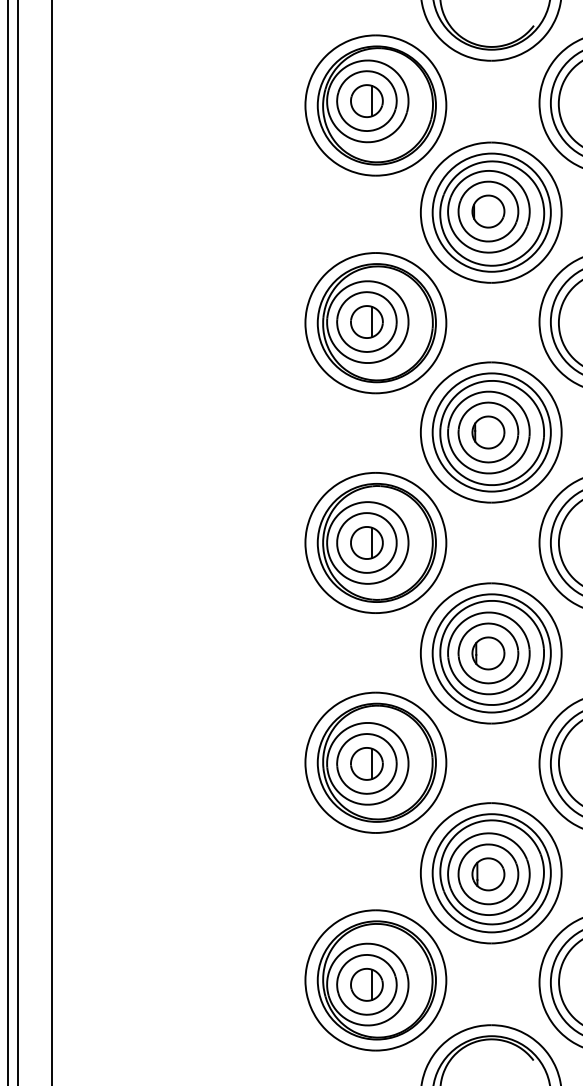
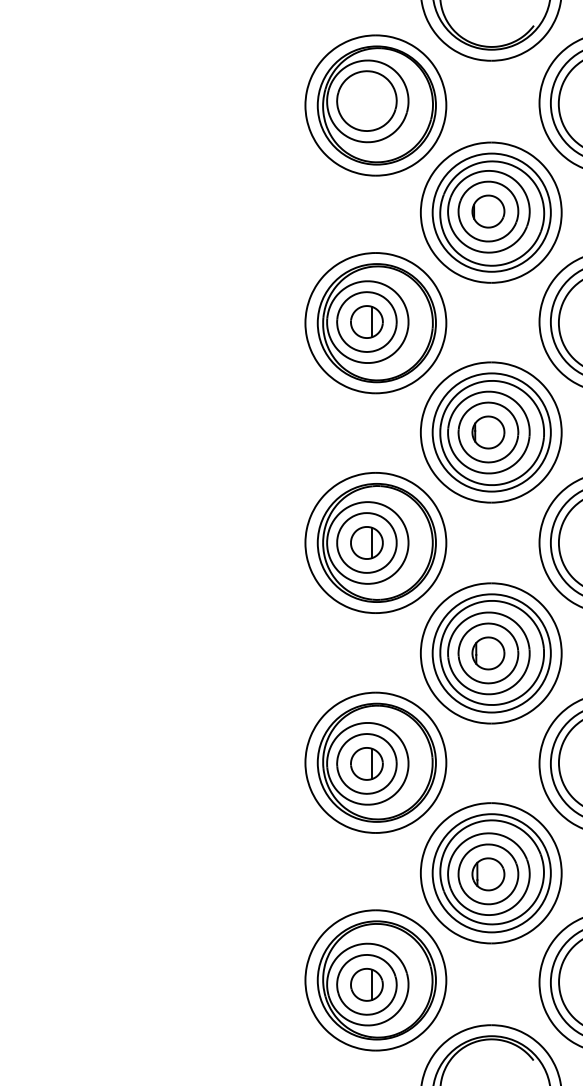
part: present -> none (366, 100)
line: present -> none (7, 542)
line: present -> none (17, 542)
line: present -> none (52, 542)
